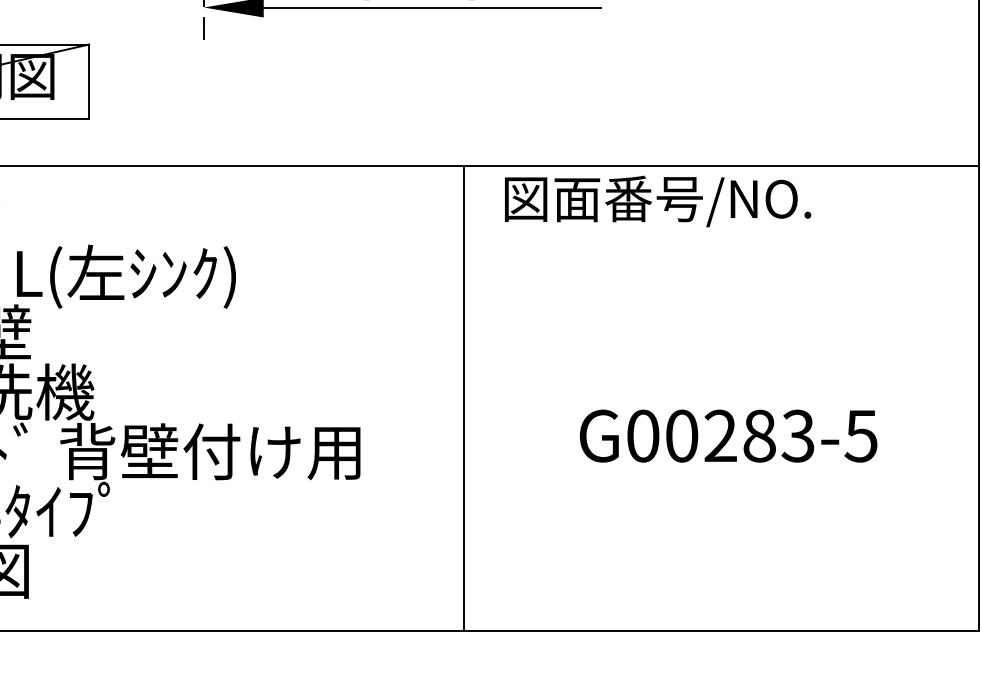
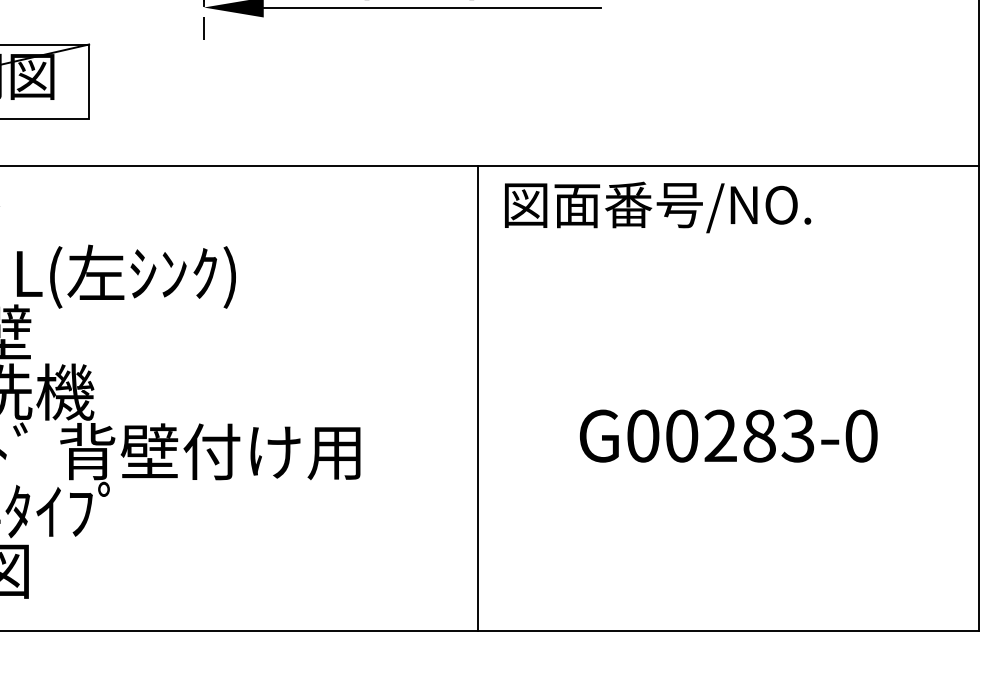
text position: (658, 201) -> (658, 207) (658, 207)
line position: (463, 398) -> (477, 398) (477, 398)
text: G00283-5 -> G00283-0 (860, 435)
